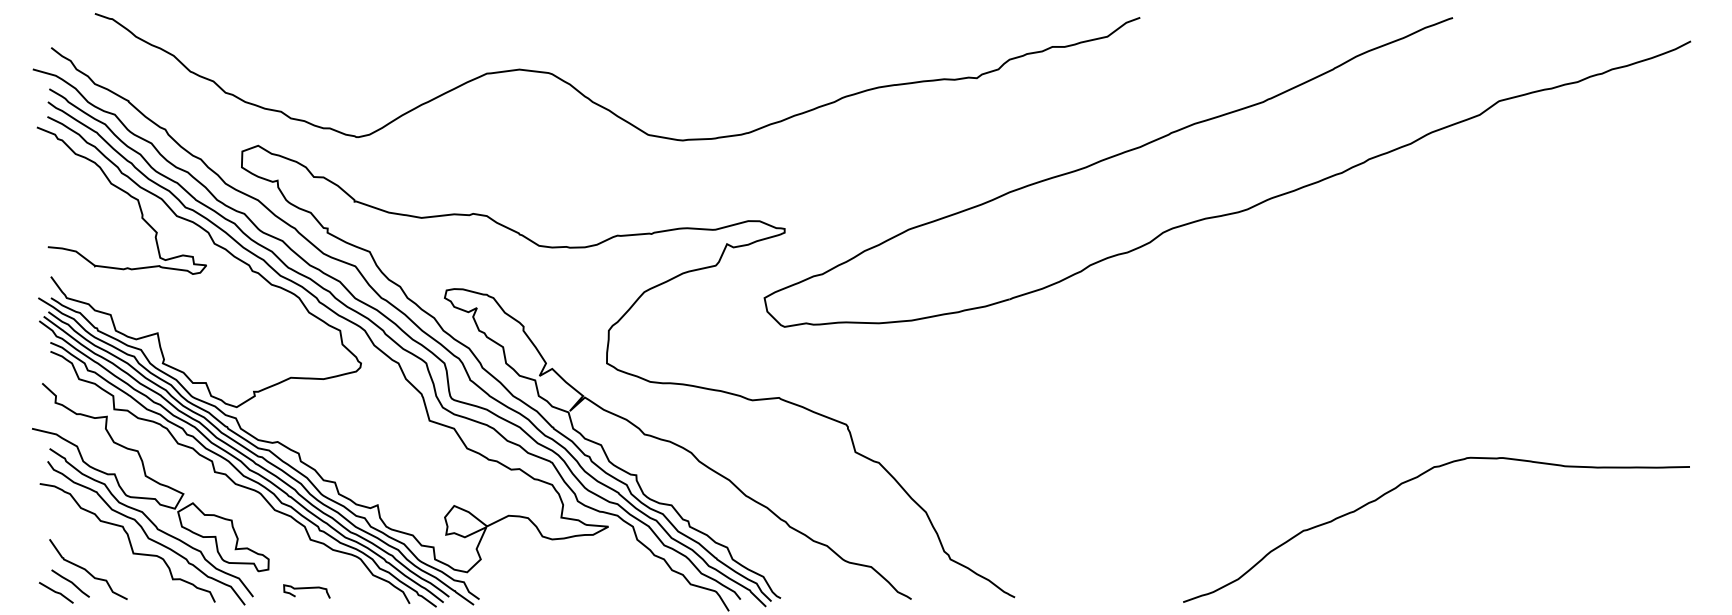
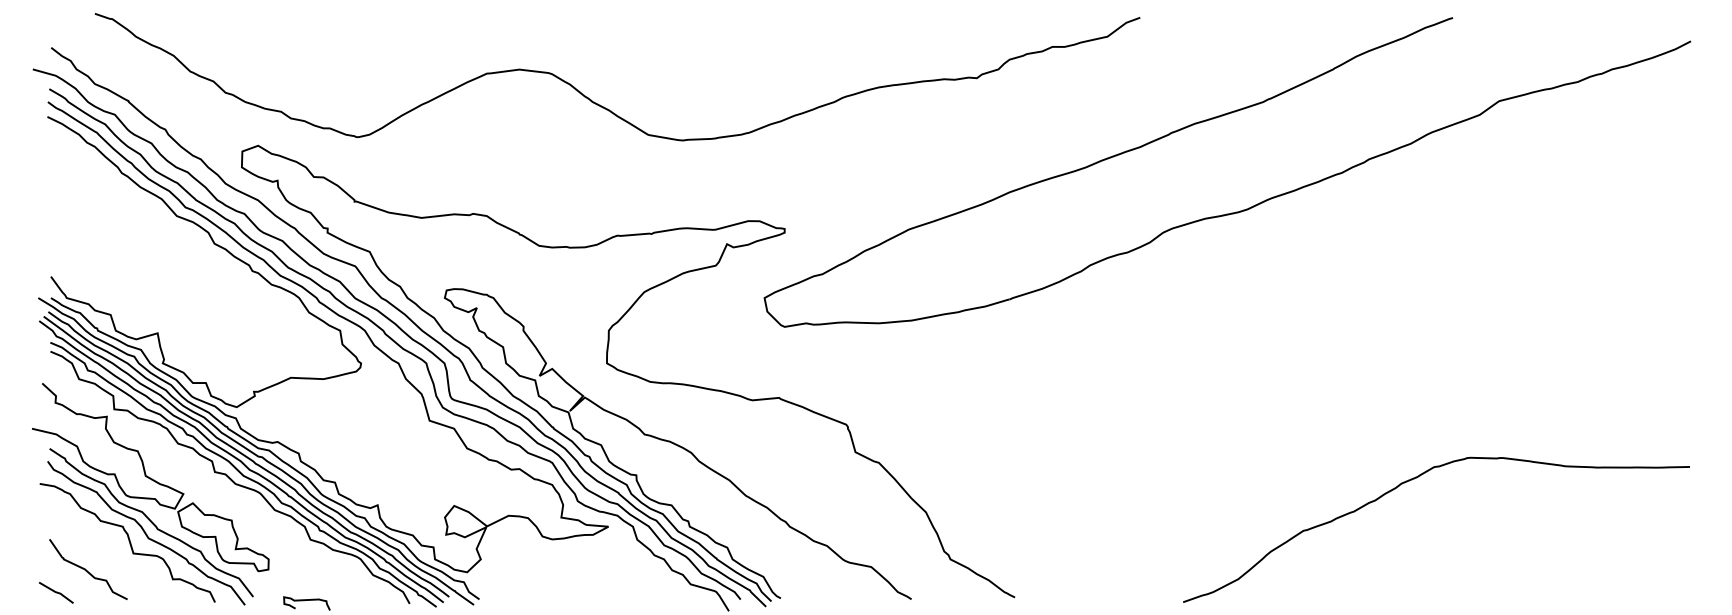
curve: present -> none (125, 193)
line: present -> none (70, 582)
curve position: (304, 589) -> (304, 601) (304, 601)
